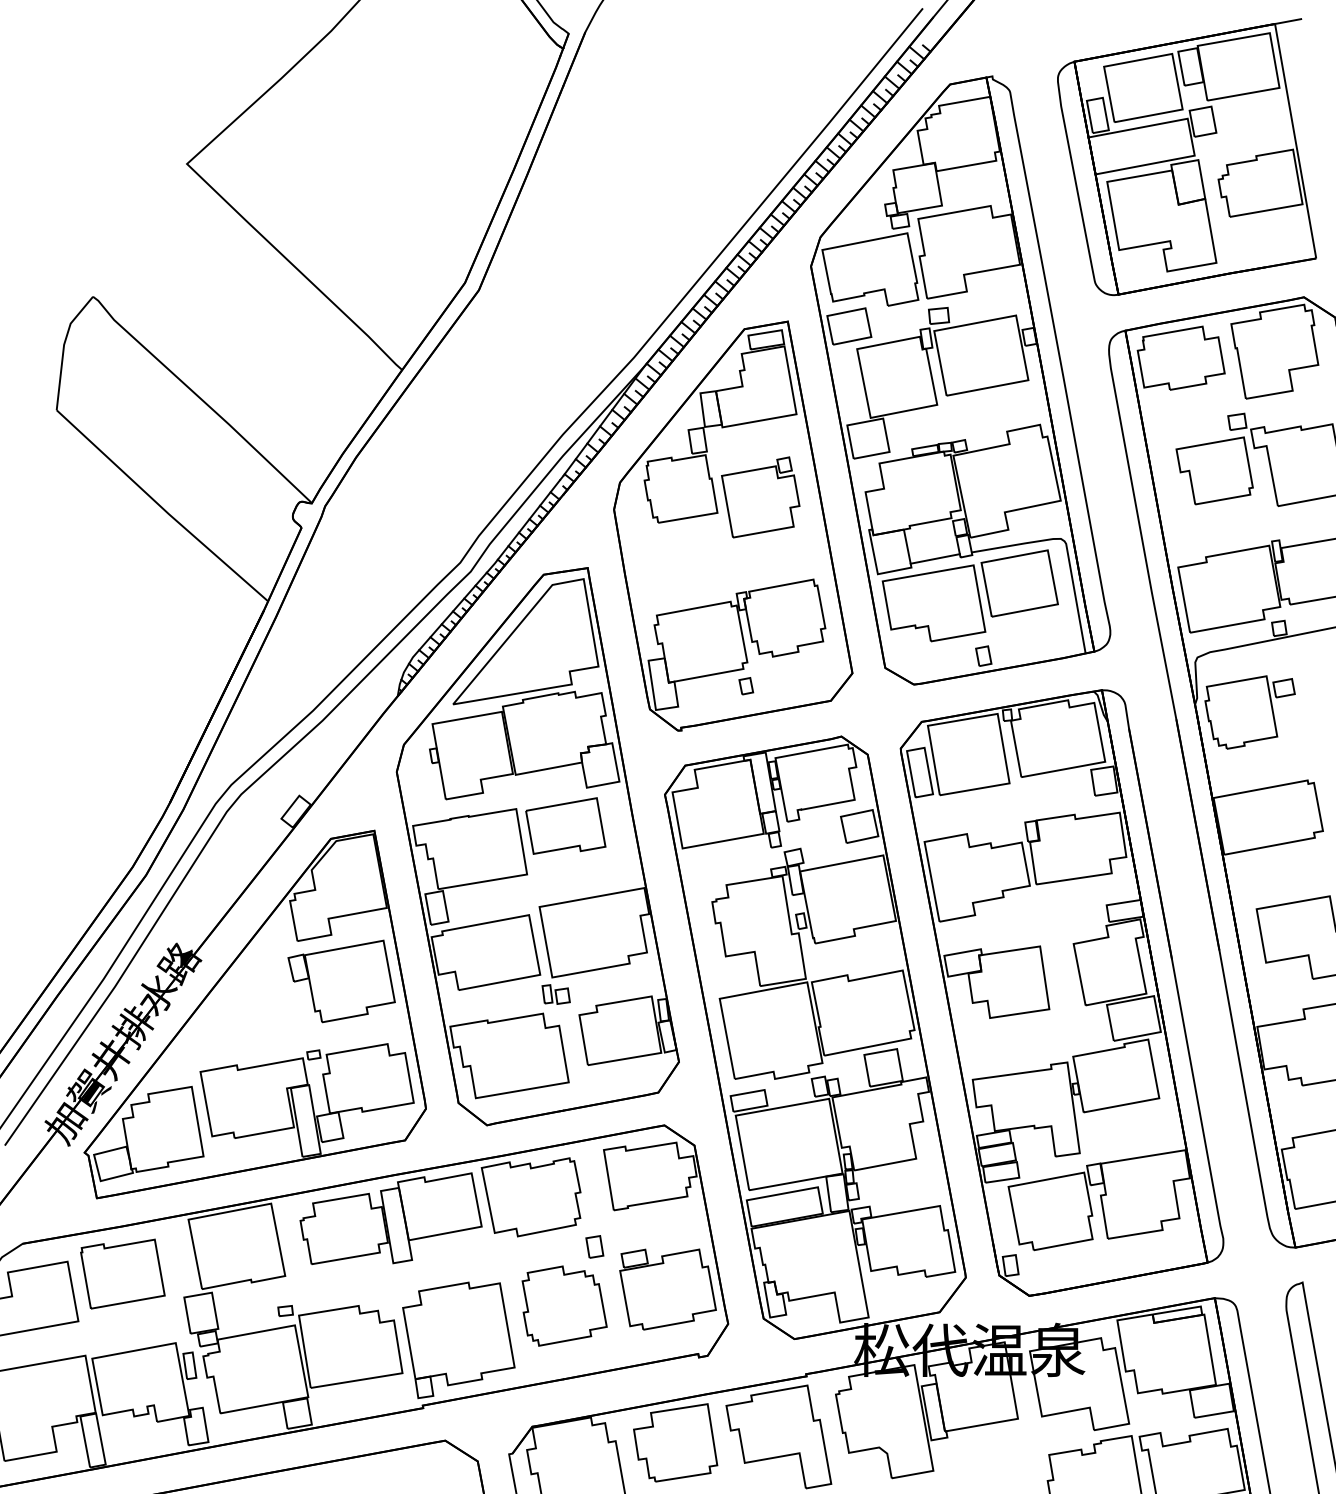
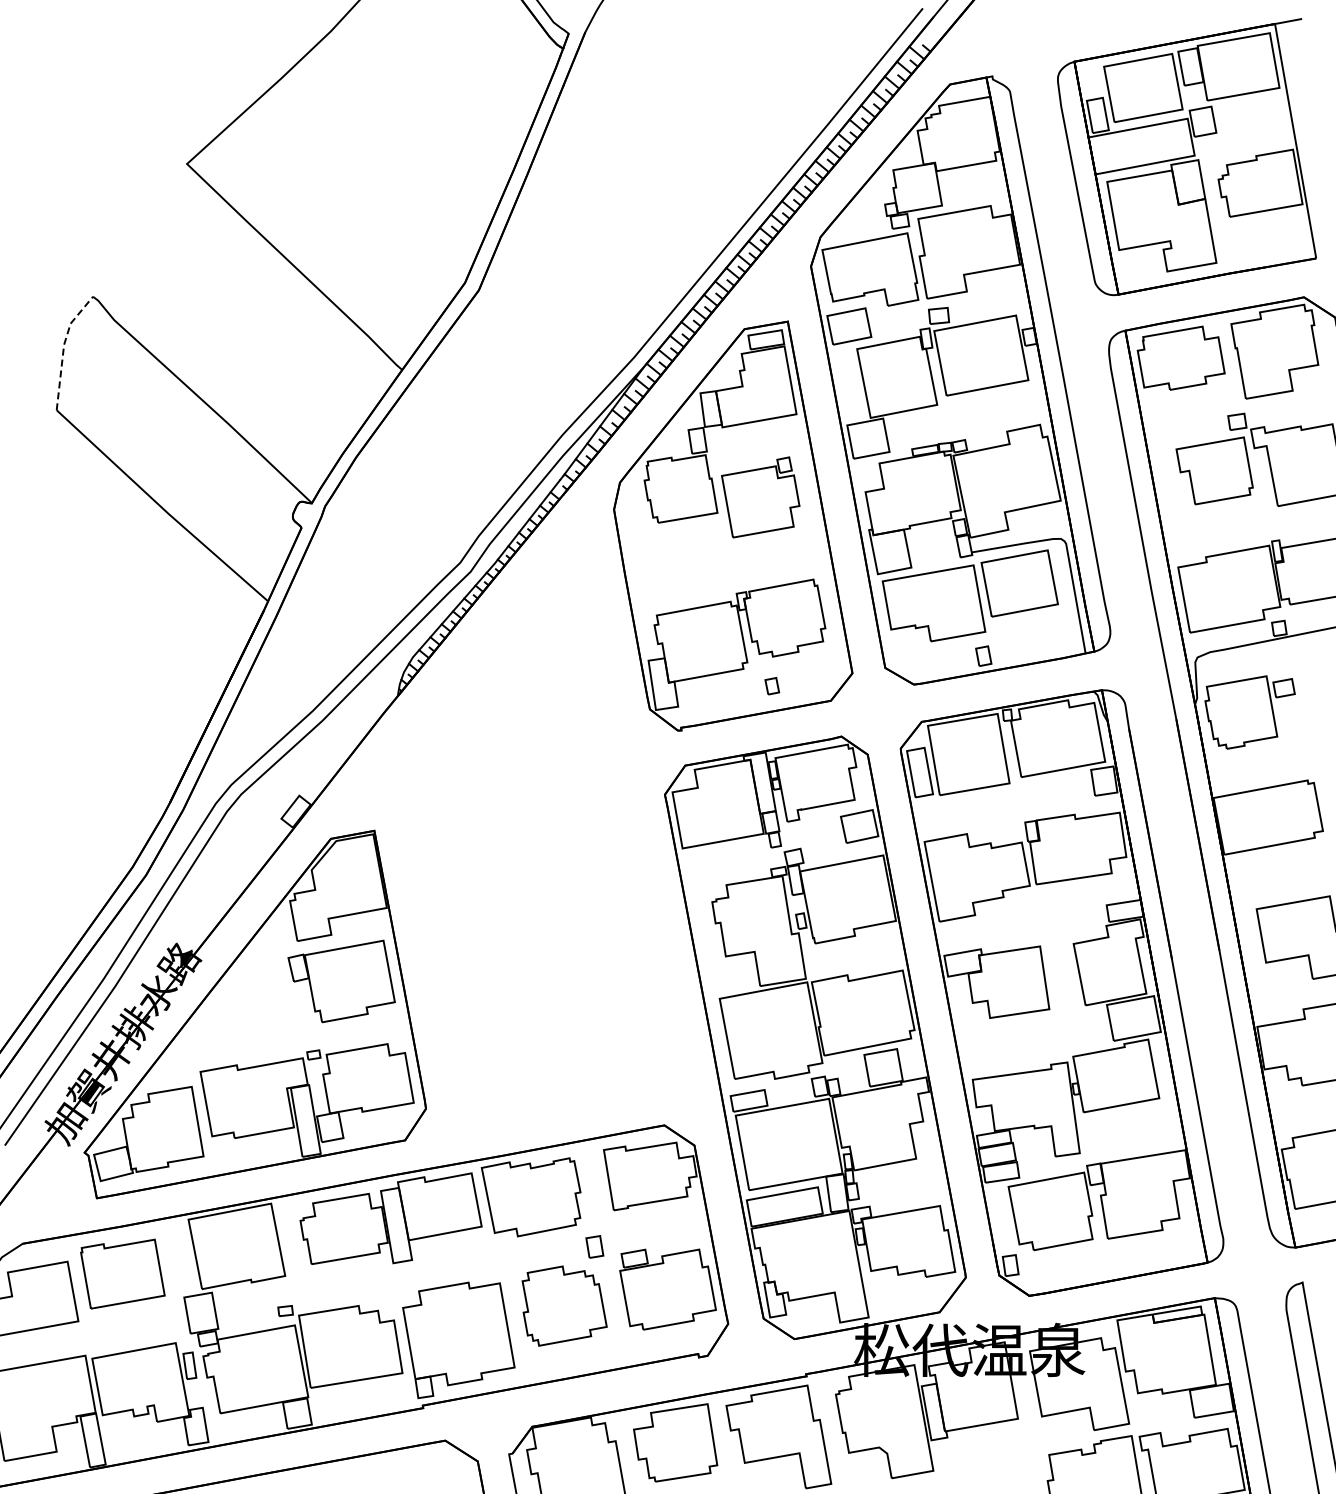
line: solid -> dashed (63, 346)
line: present -> none (934, 558)
part position: (746, 686) -> (772, 686) (772, 686)
part: present -> none (537, 846)
